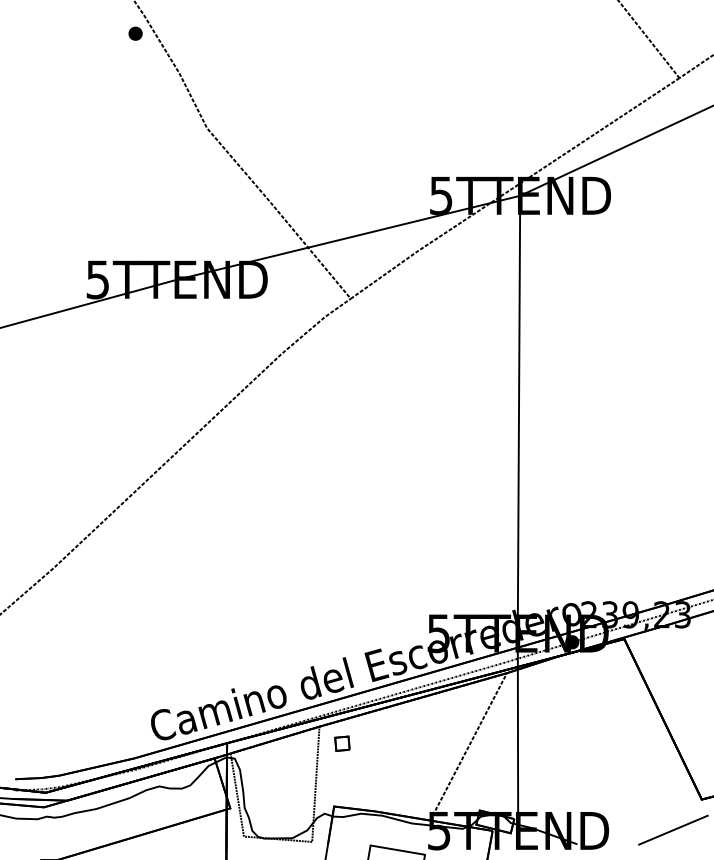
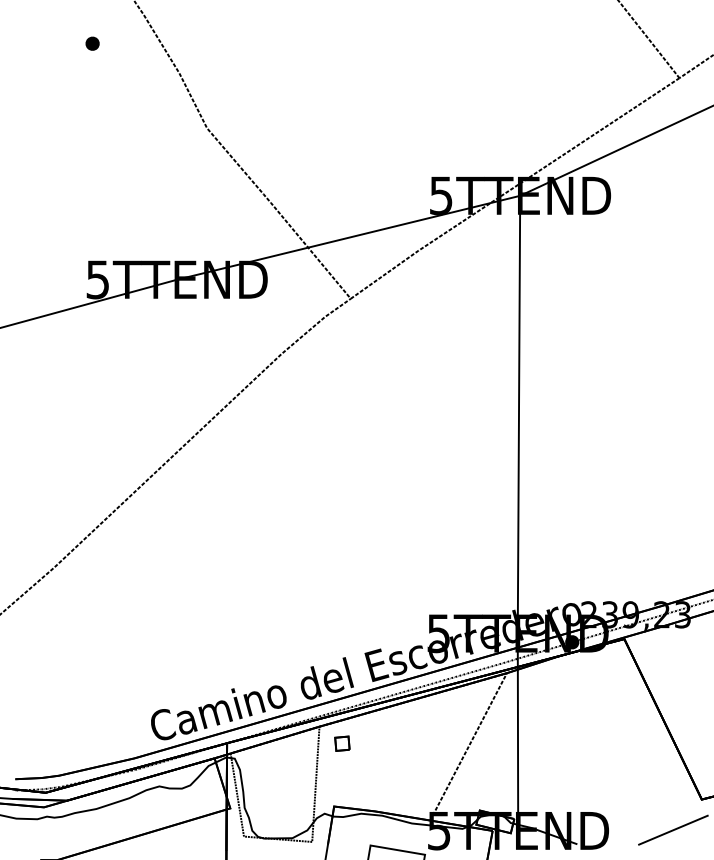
part position: (135, 33) -> (92, 43) (92, 43)
